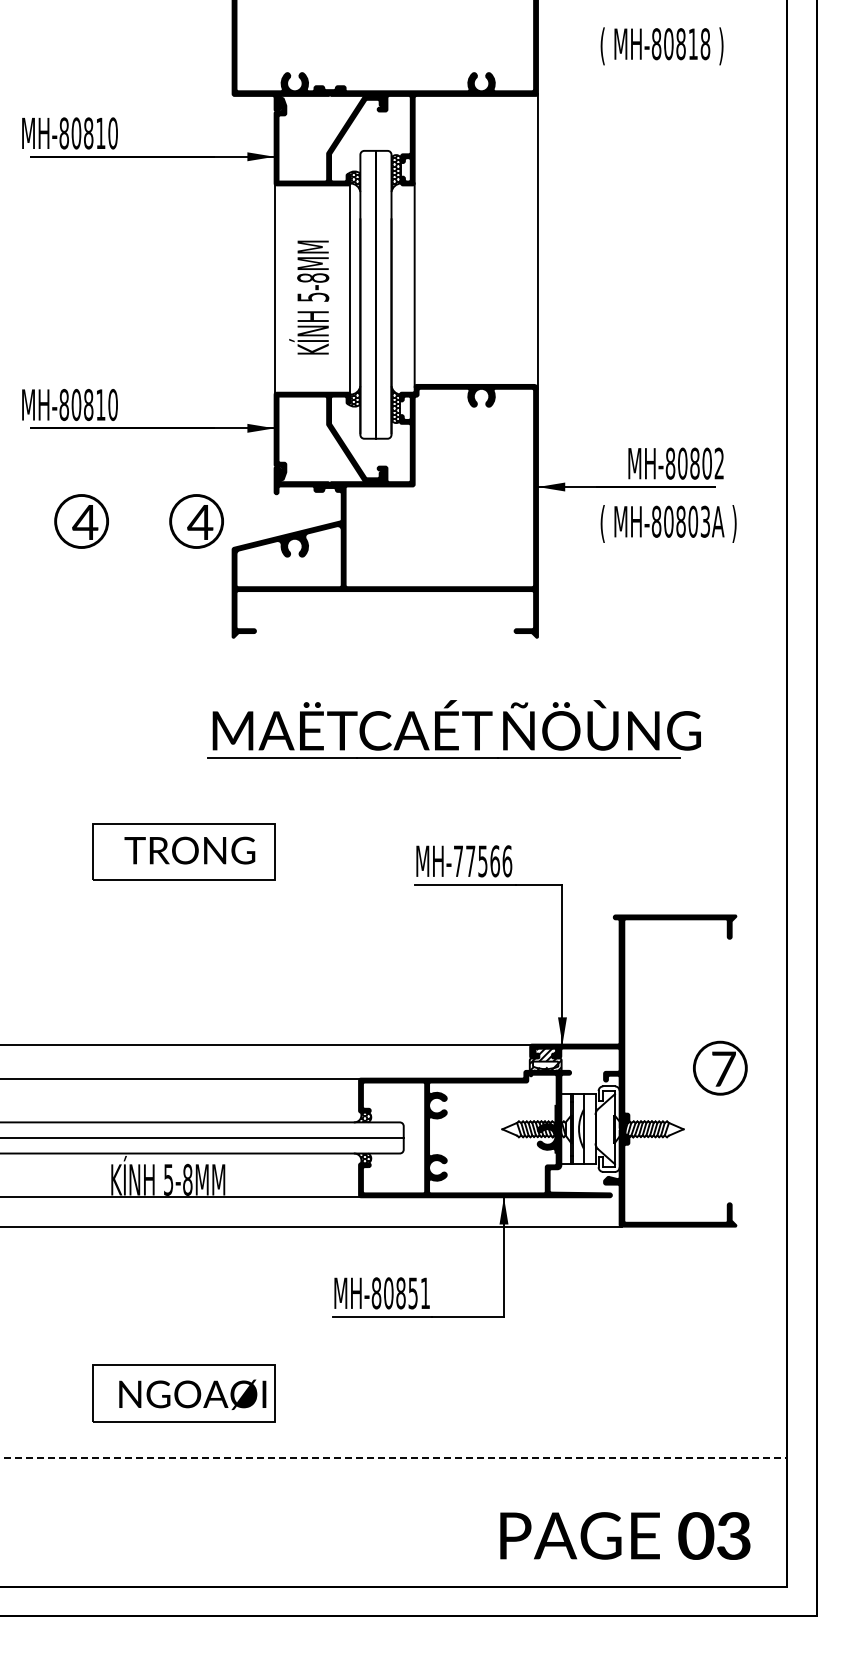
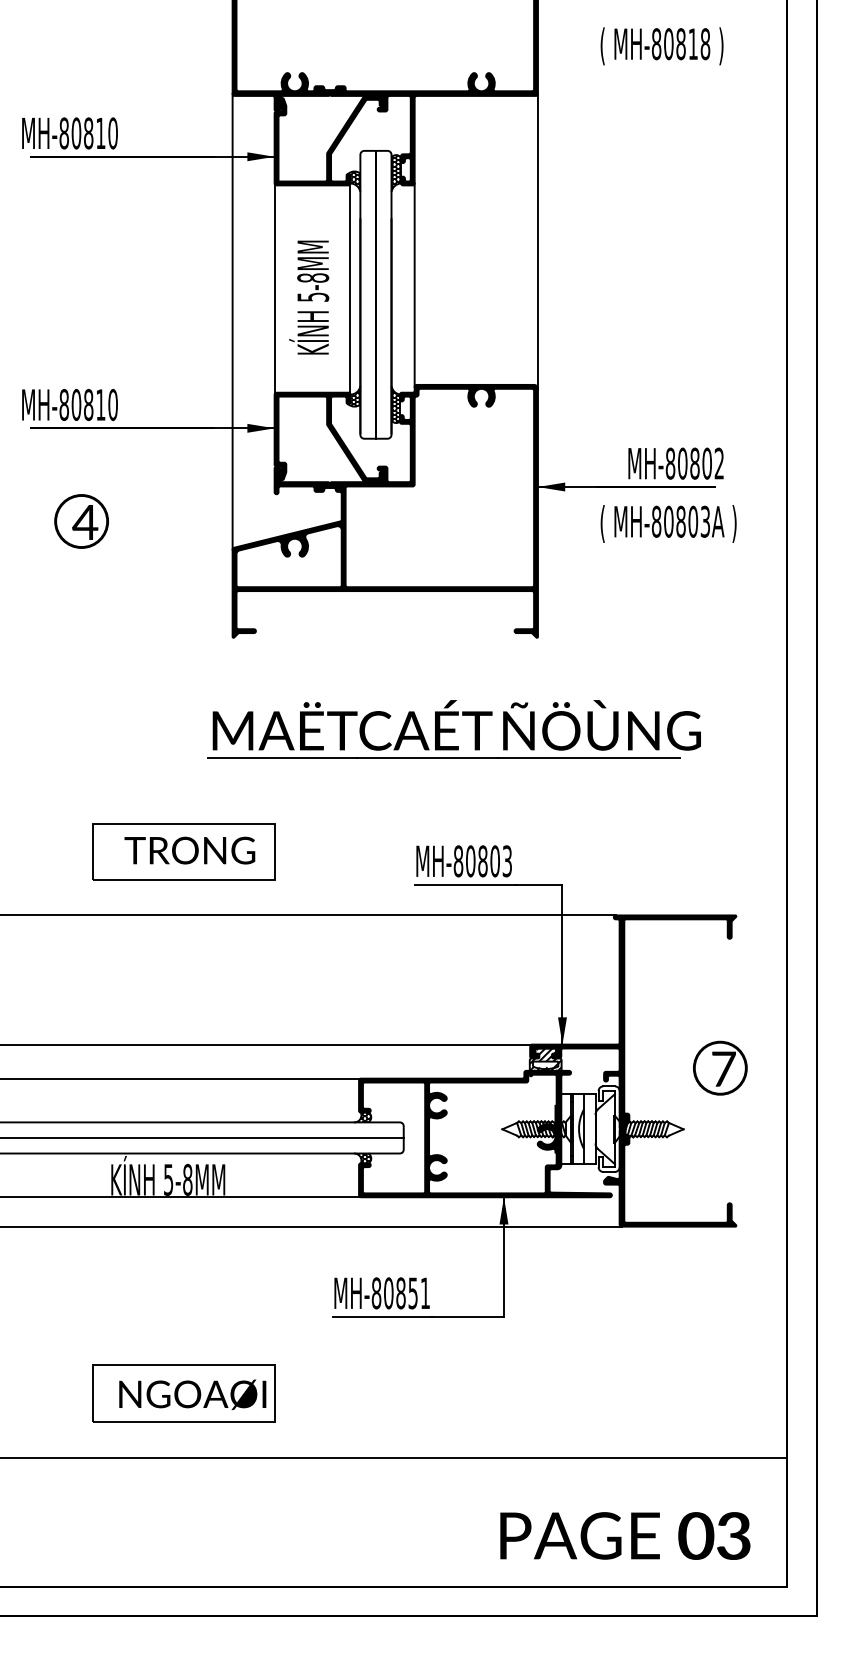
line: none -> present (232, 321)
part: present -> none (196, 521)
text: MH-77566 -> MH-80803 (482, 861)
line: none -> present (308, 915)
line: dashed -> solid (394, 1457)
